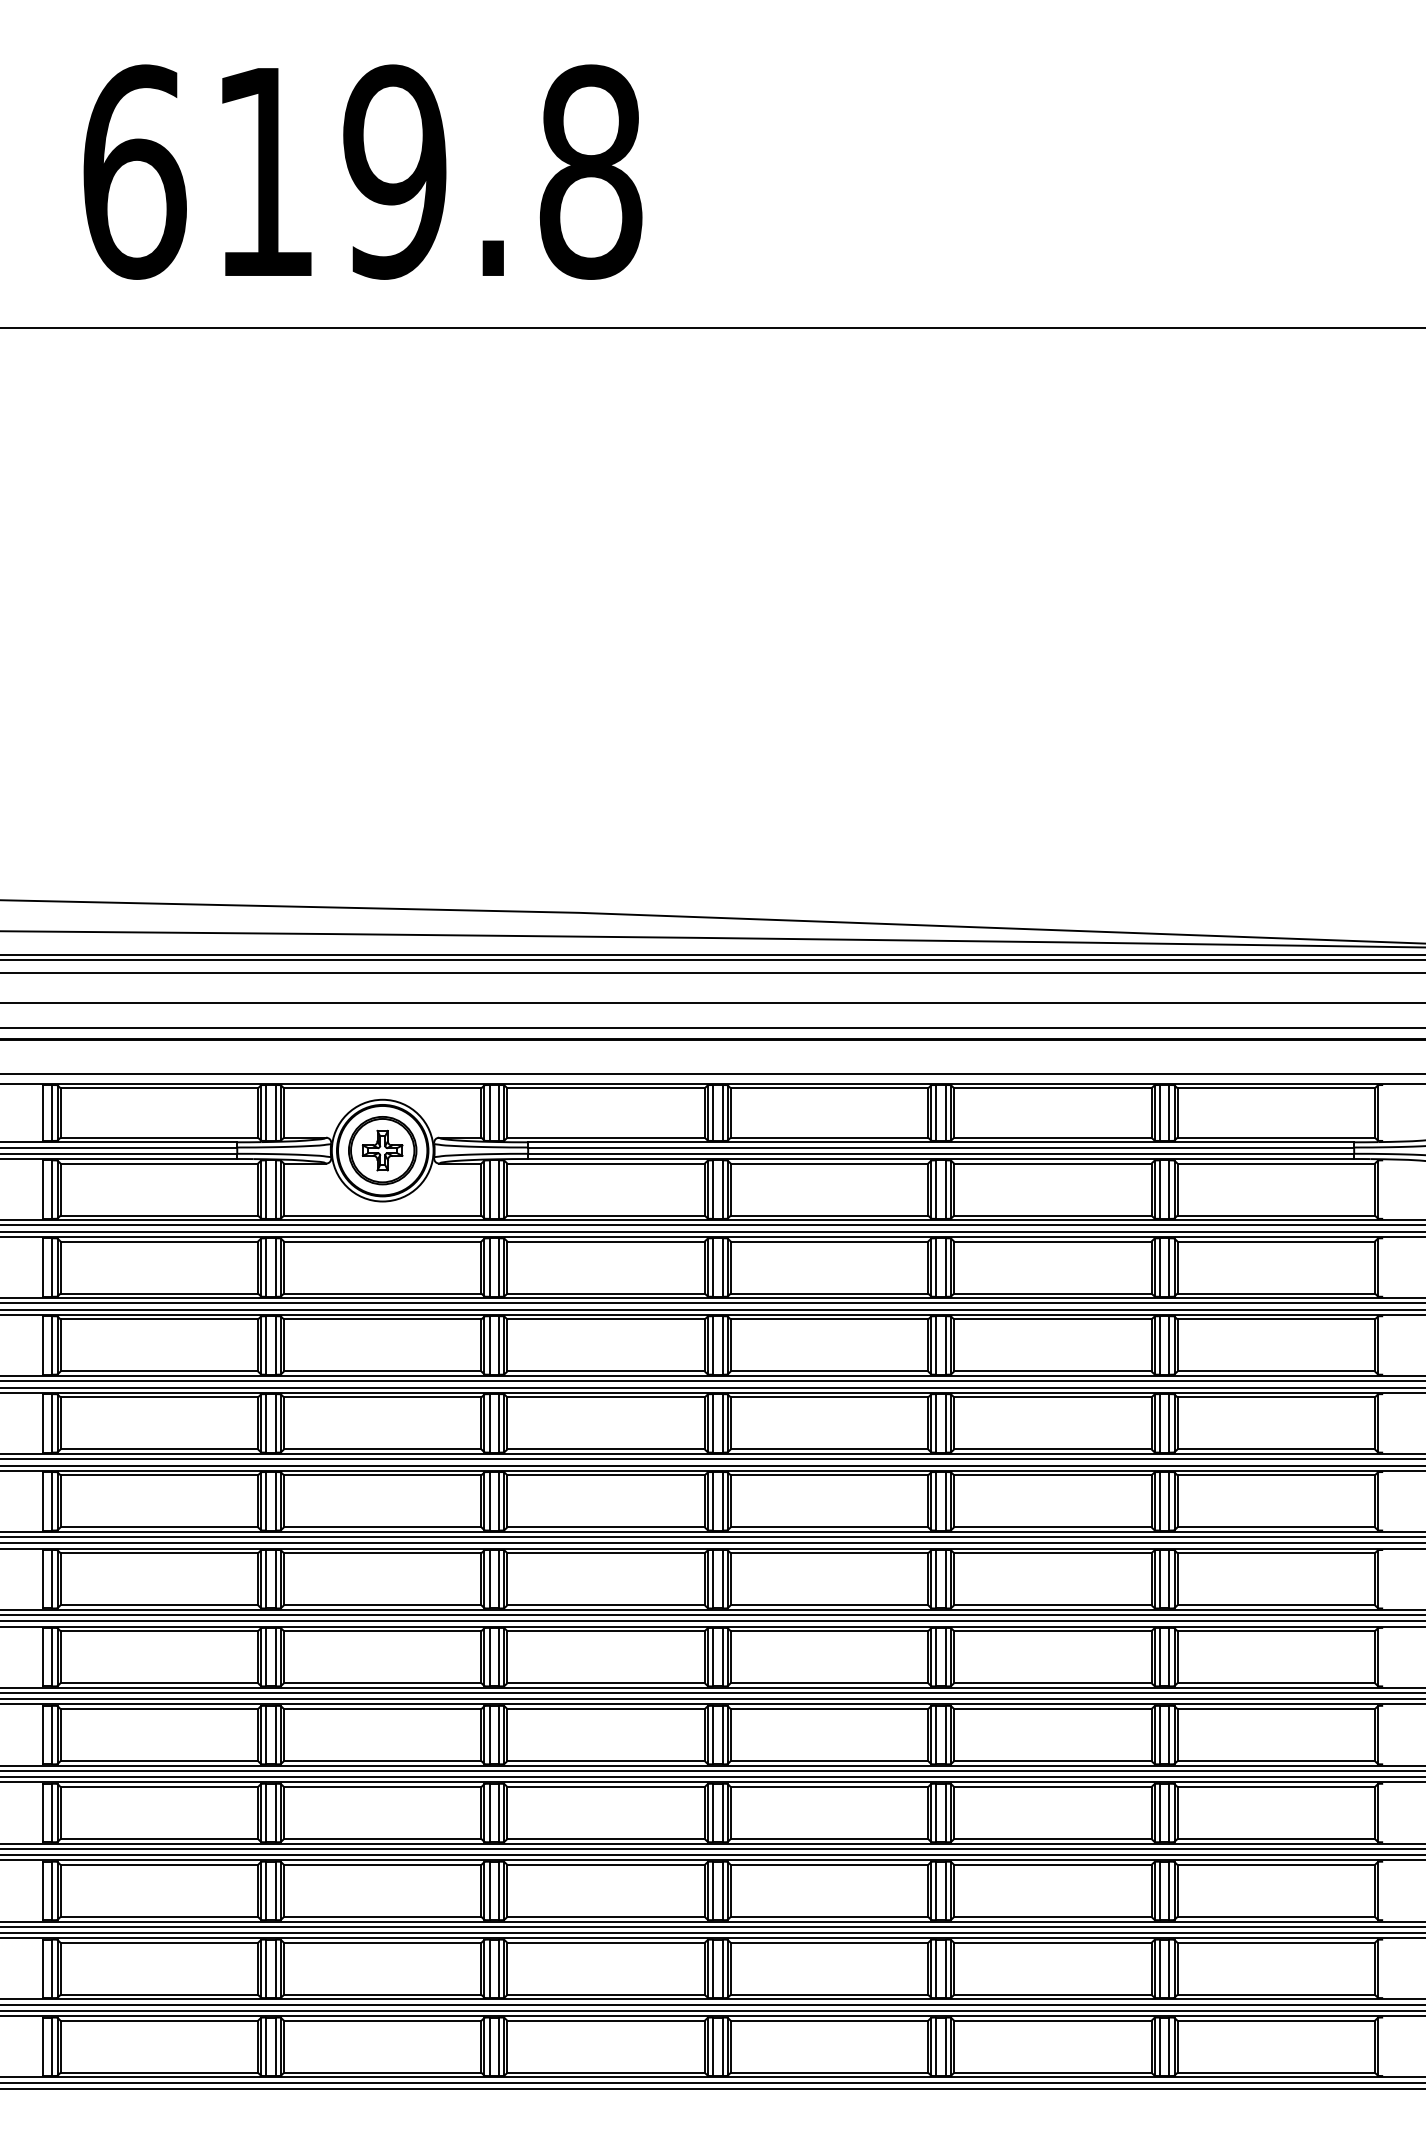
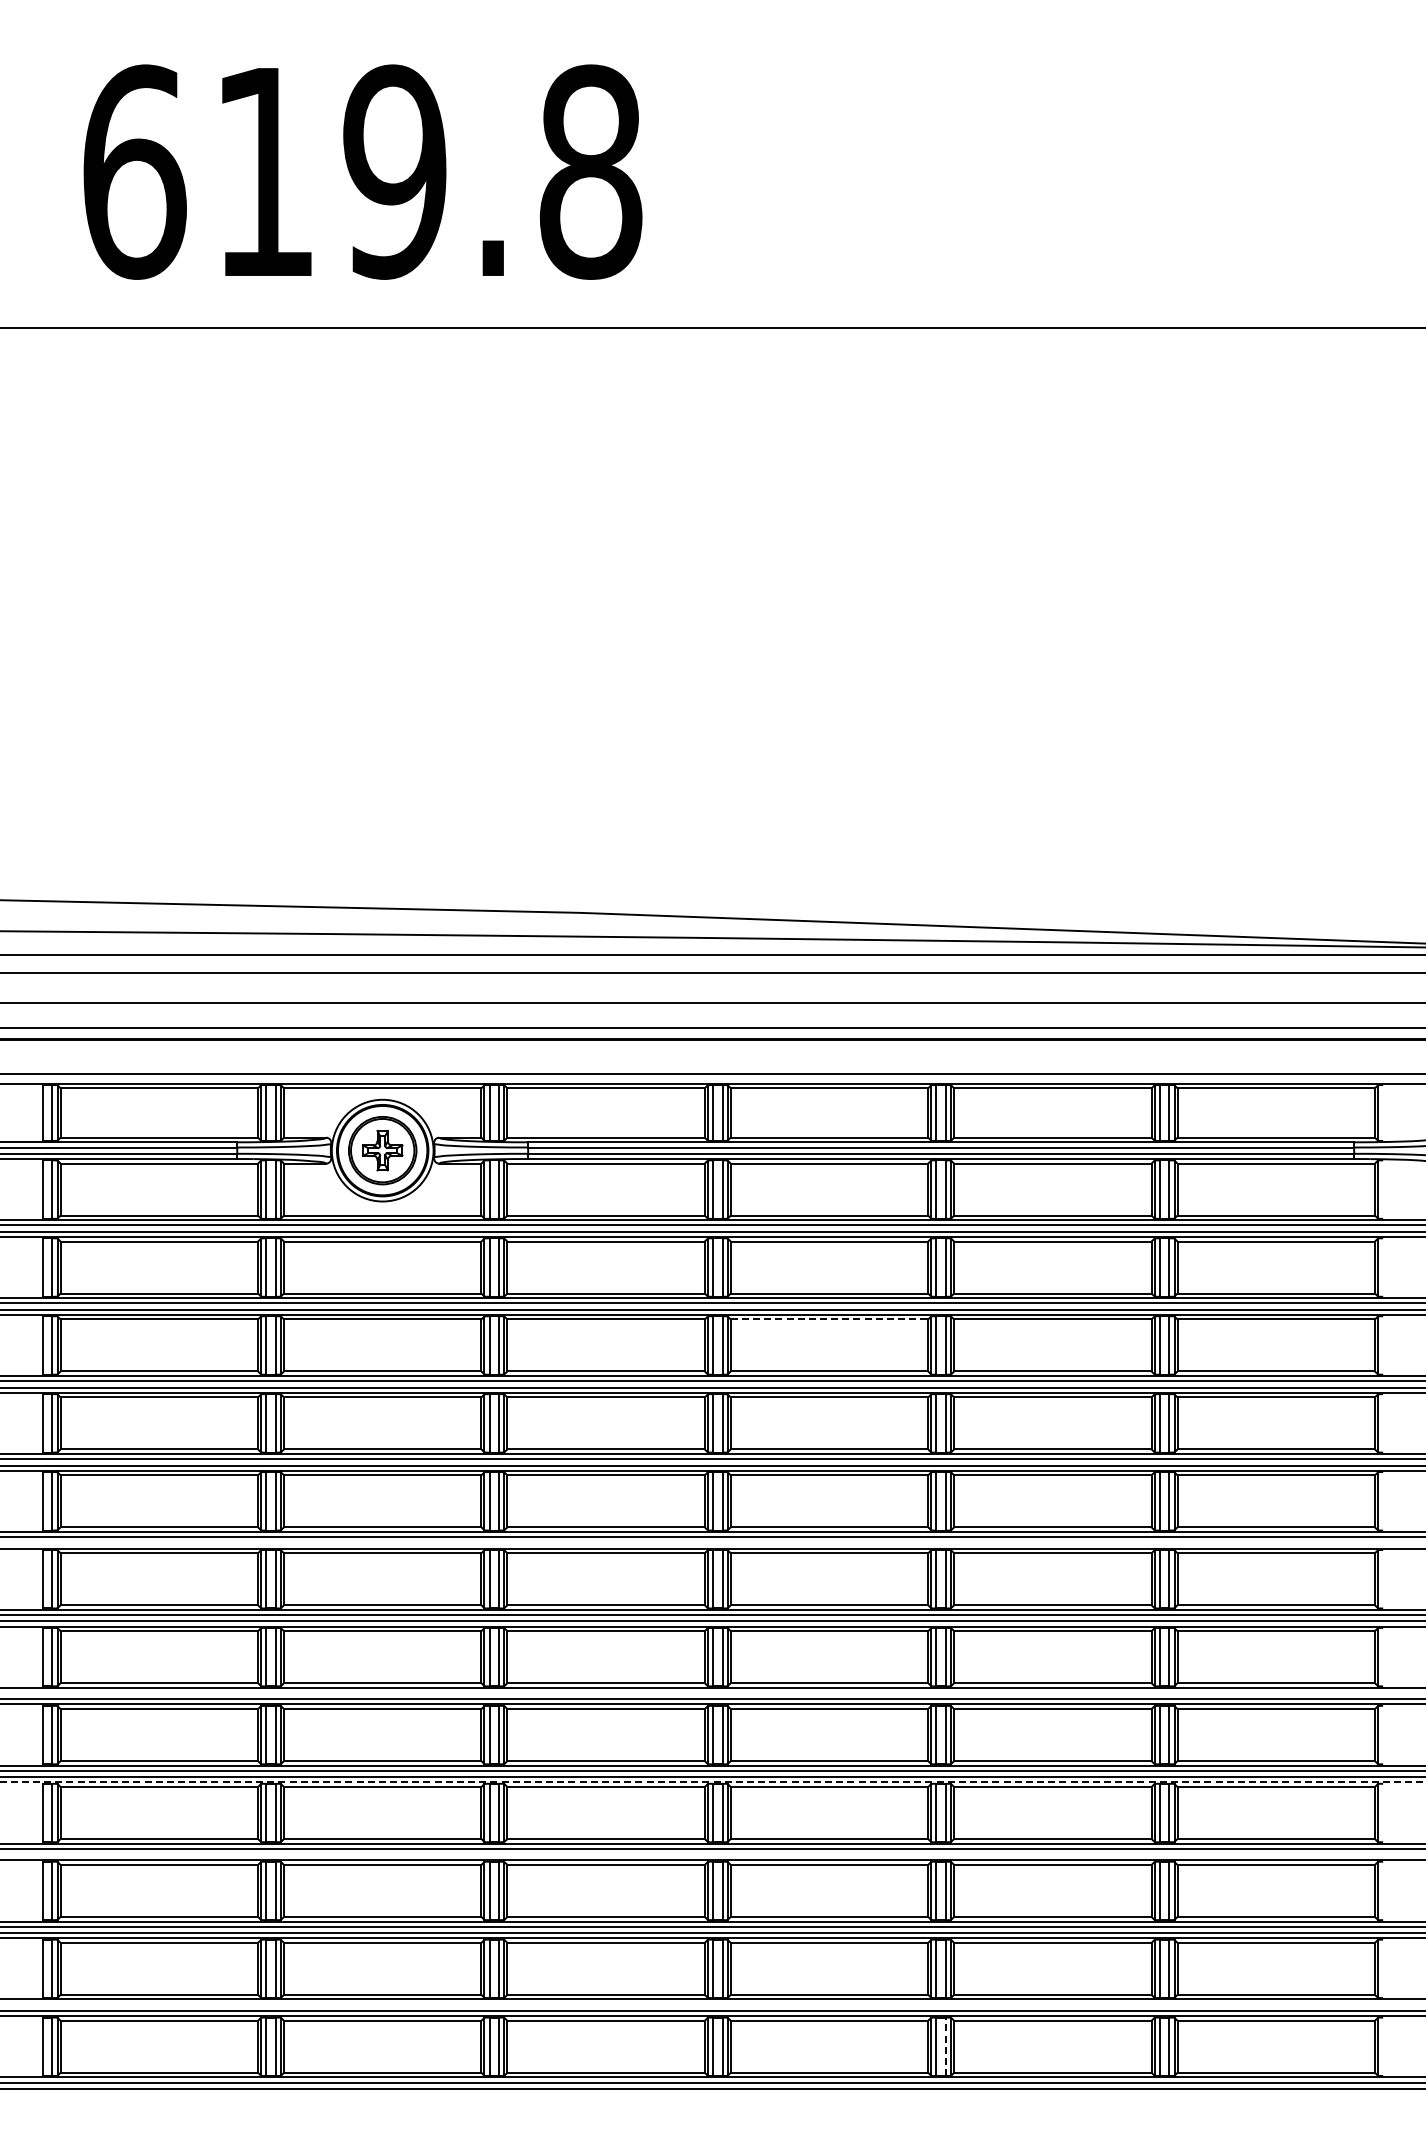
line: present -> none (712, 960)
line: solid -> dashed (829, 1319)
line: present -> none (712, 1543)
line: present -> none (712, 1692)
line: solid -> dashed (713, 1782)
line: present -> none (712, 1855)
line: present -> none (712, 2004)
line: solid -> dashed (945, 2046)
